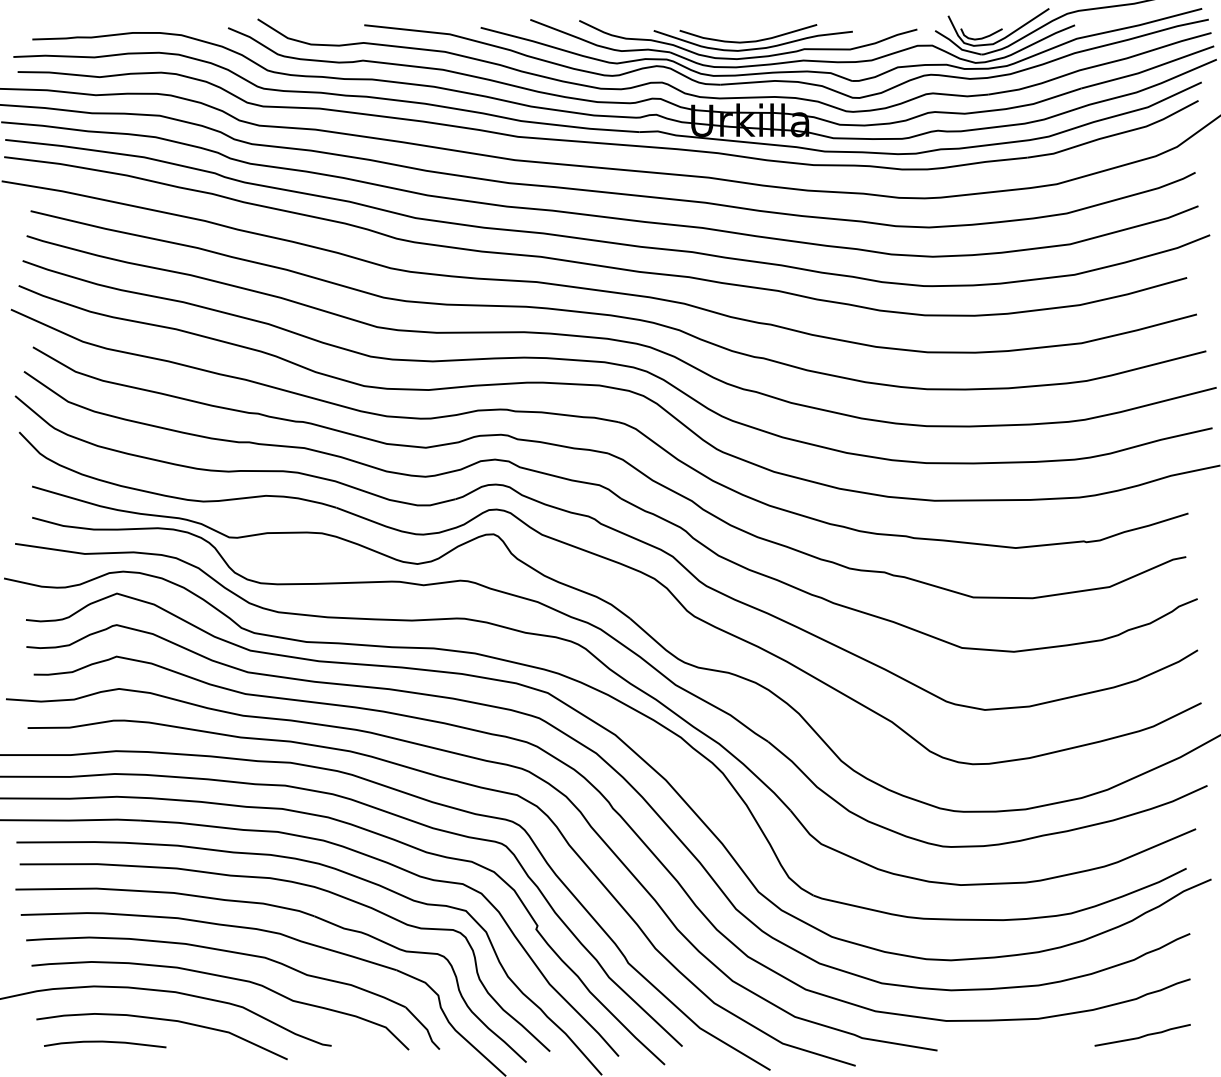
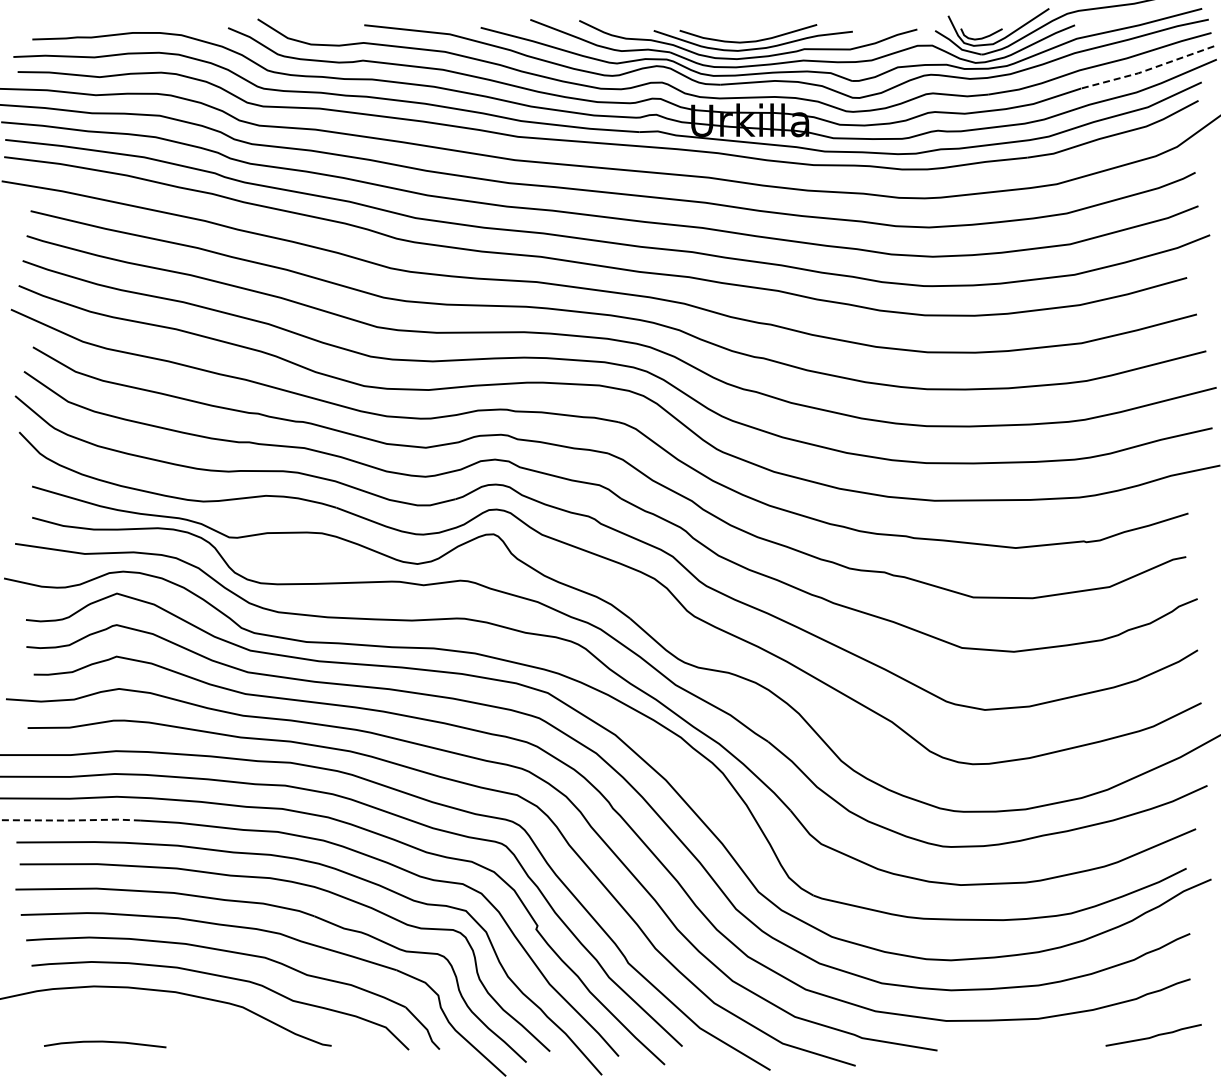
line: solid -> dashed (1147, 70)
line: solid -> dashed (70, 820)
curve: present -> none (161, 1020)
curve position: (1142, 1035) -> (1153, 1035) (1153, 1035)
